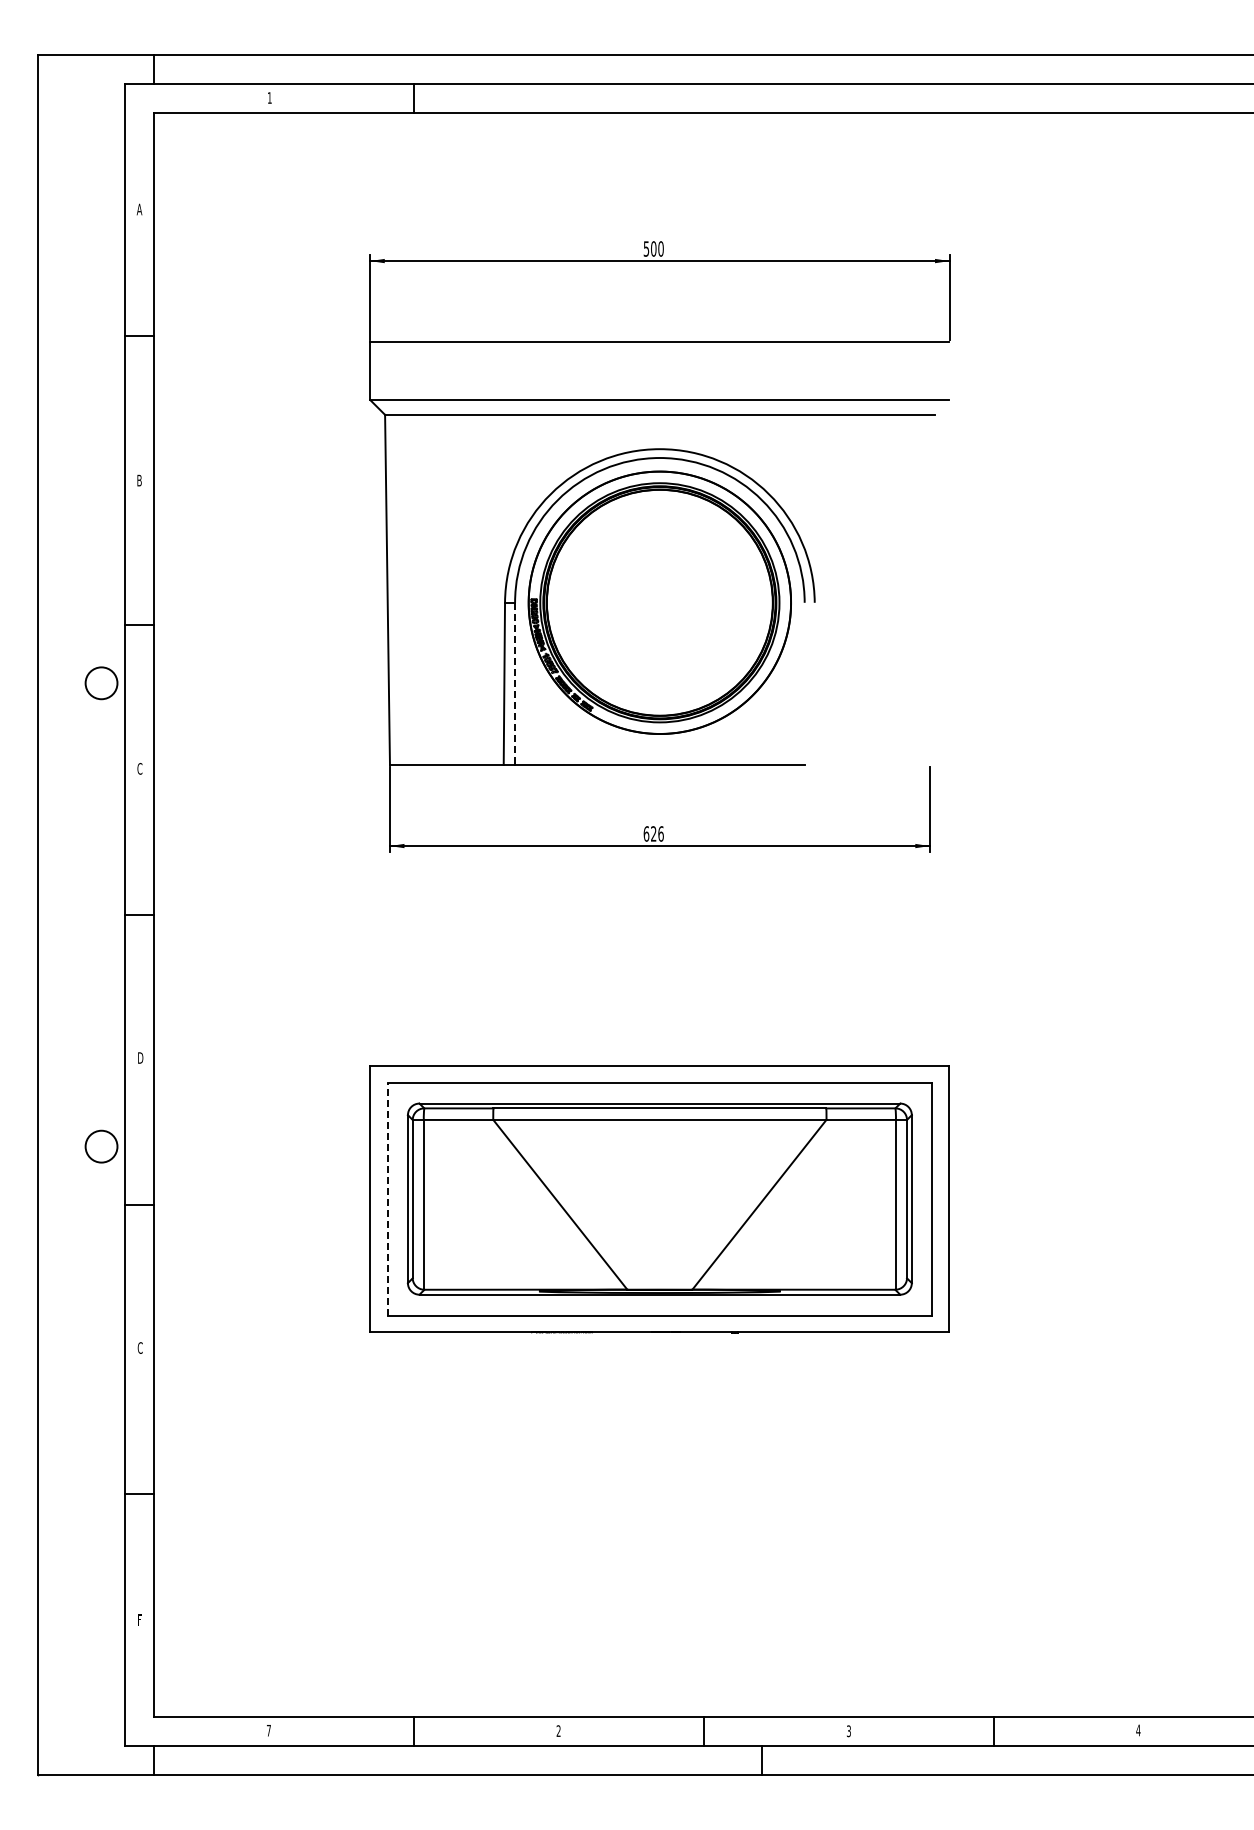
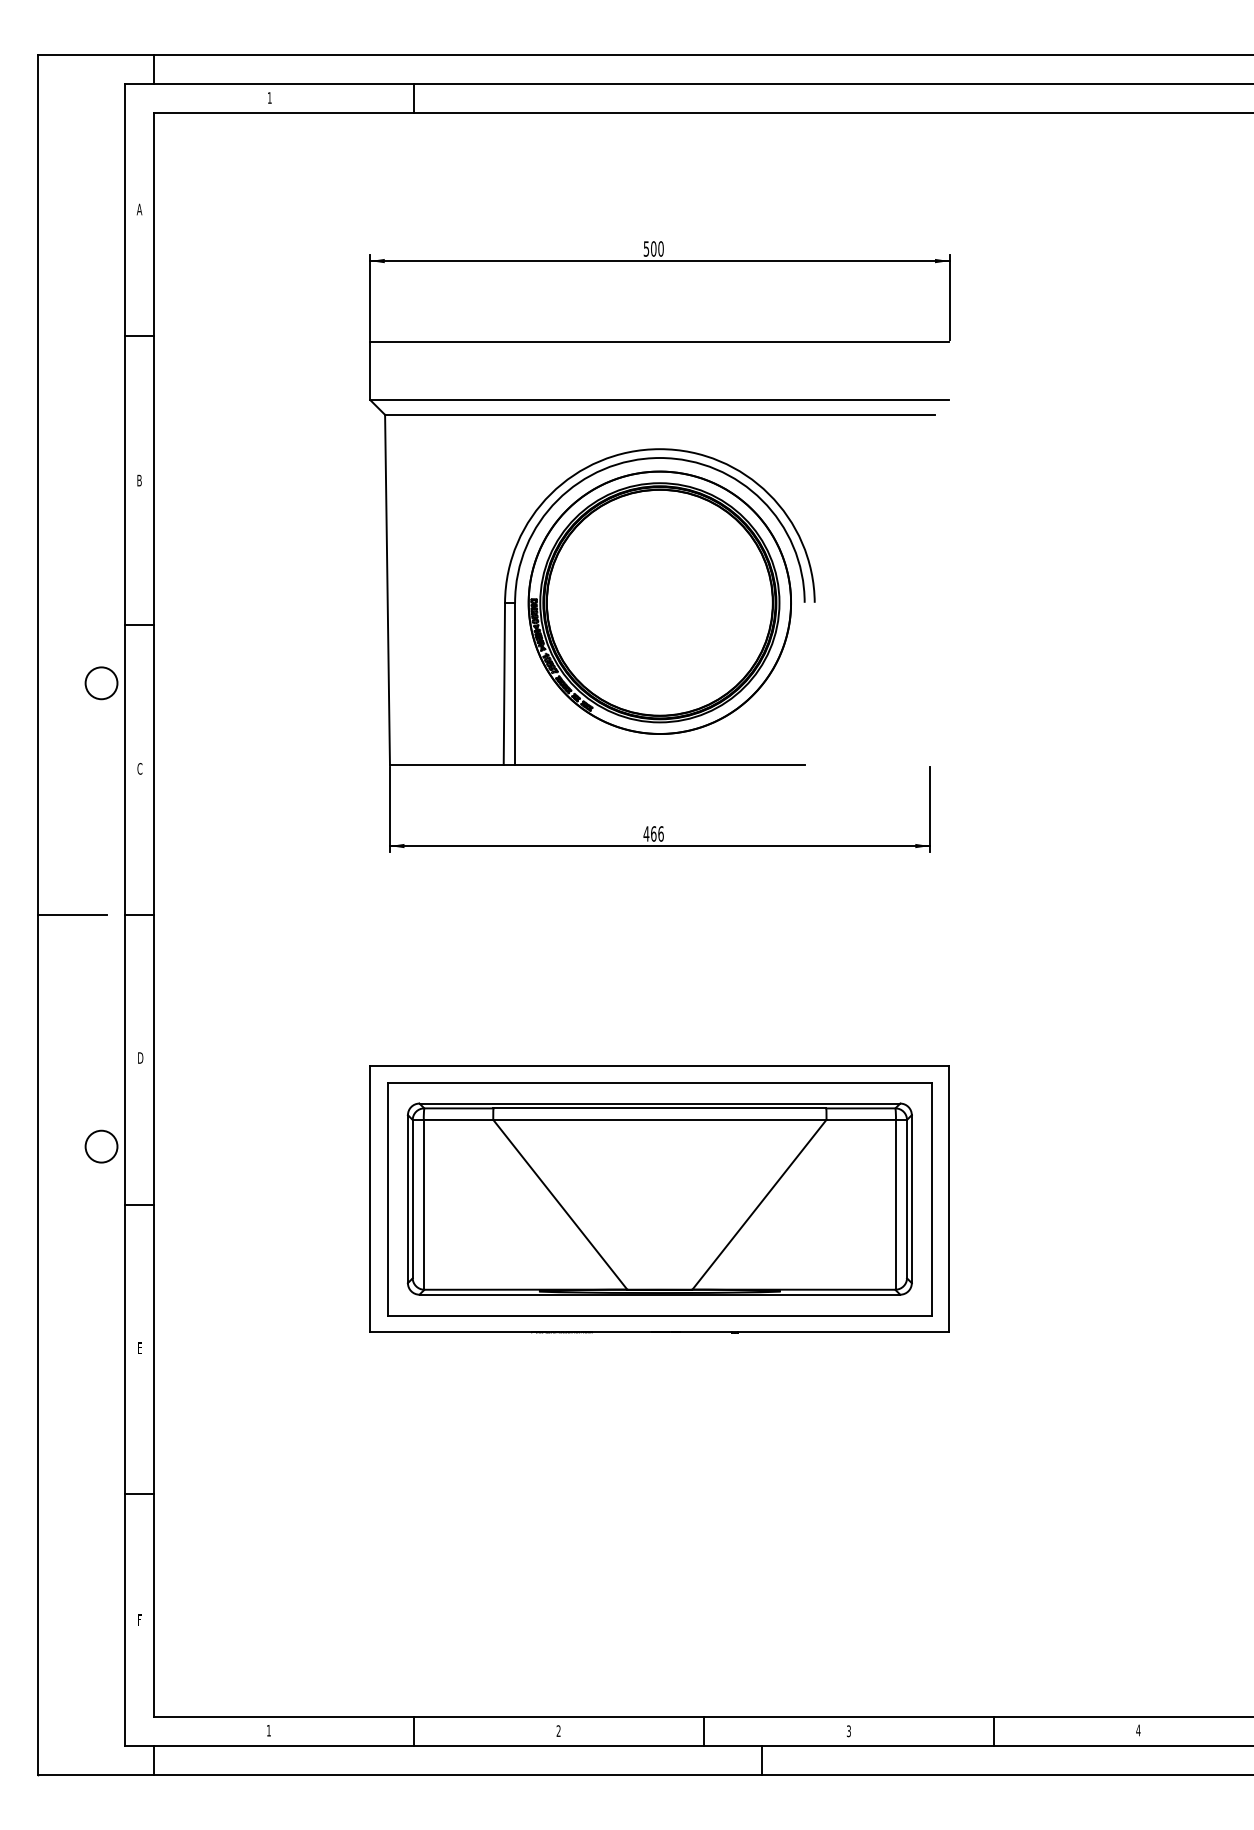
line: dashed -> solid (515, 684)
text: 626 -> 466 (649, 833)
line: none -> present (72, 915)
line: dashed -> solid (387, 1198)
text: C -> E (139, 1347)
text: 7 -> 1 (268, 1730)
